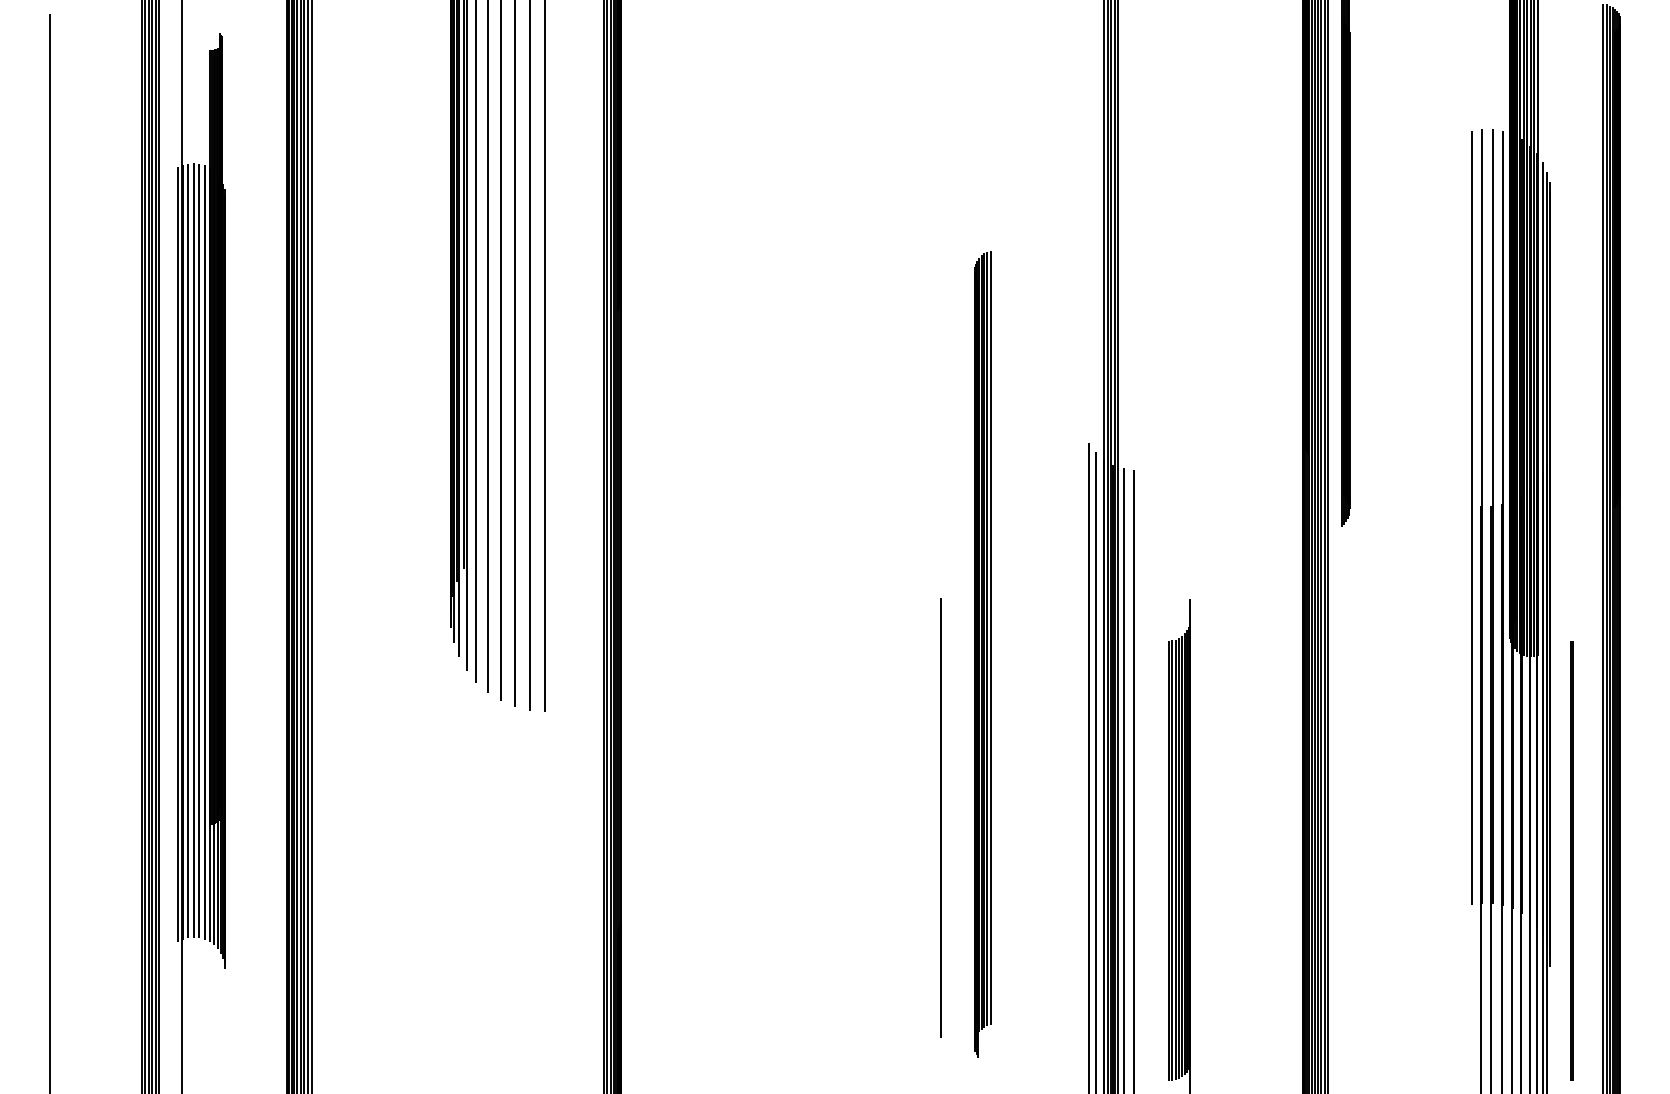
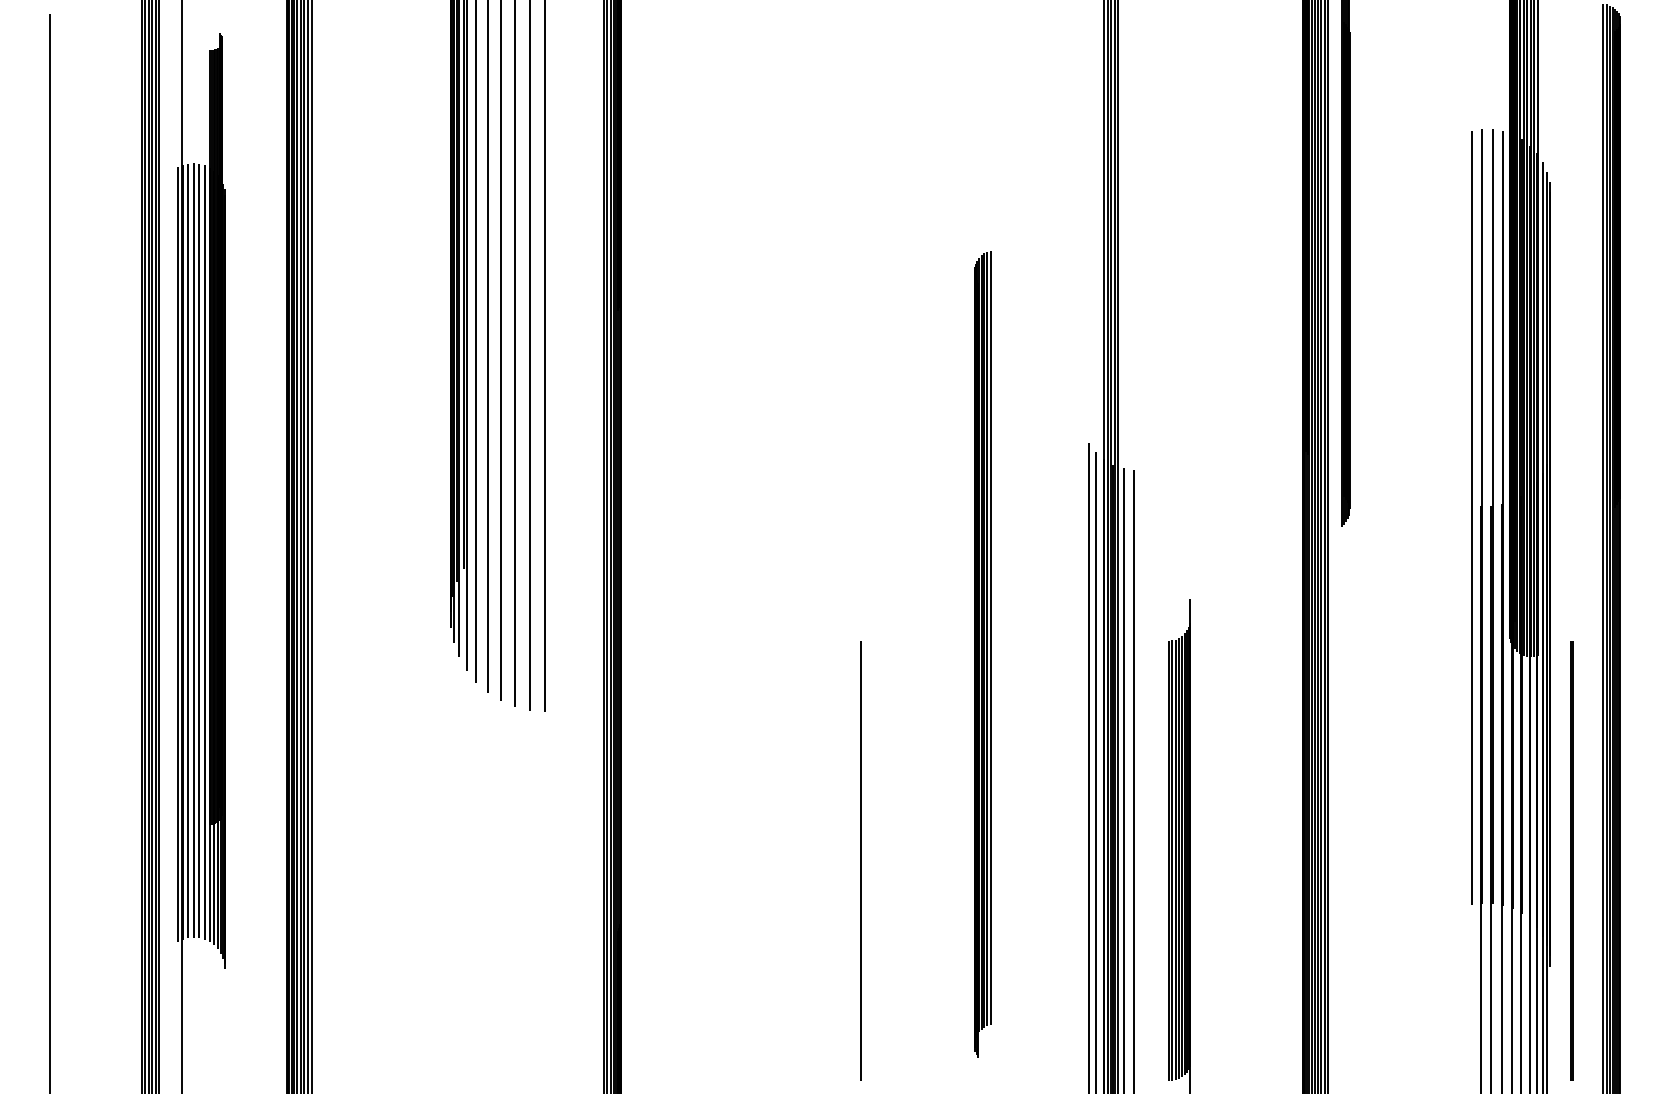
line position: (940, 817) -> (860, 860) (860, 860)
